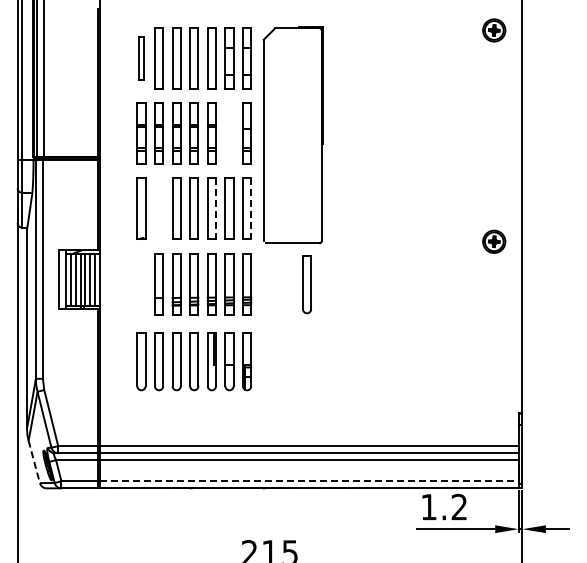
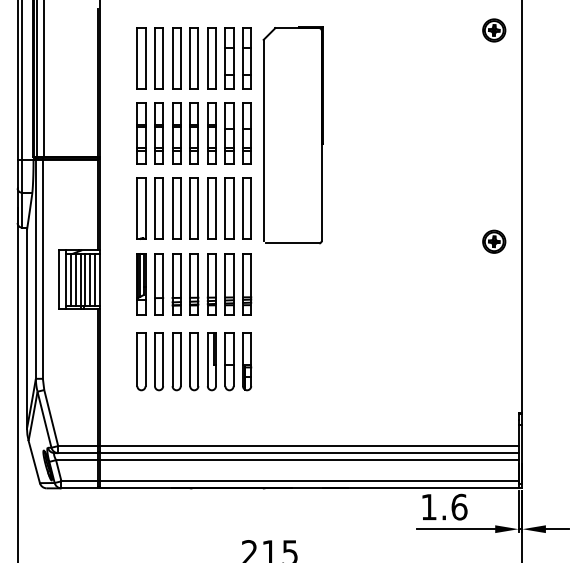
part size: 7x45 px -> 11x63 px (141, 58)
part: none -> present (229, 133)
part: none -> present (158, 208)
line: dashed -> solid (216, 208)
line: dashed -> solid (251, 208)
part: none -> present (141, 284)
part: present -> none (306, 284)
line: dashed -> solid (34, 461)
line: dashed -> solid (309, 481)
text: 1.2 -> 1.6 (459, 506)
